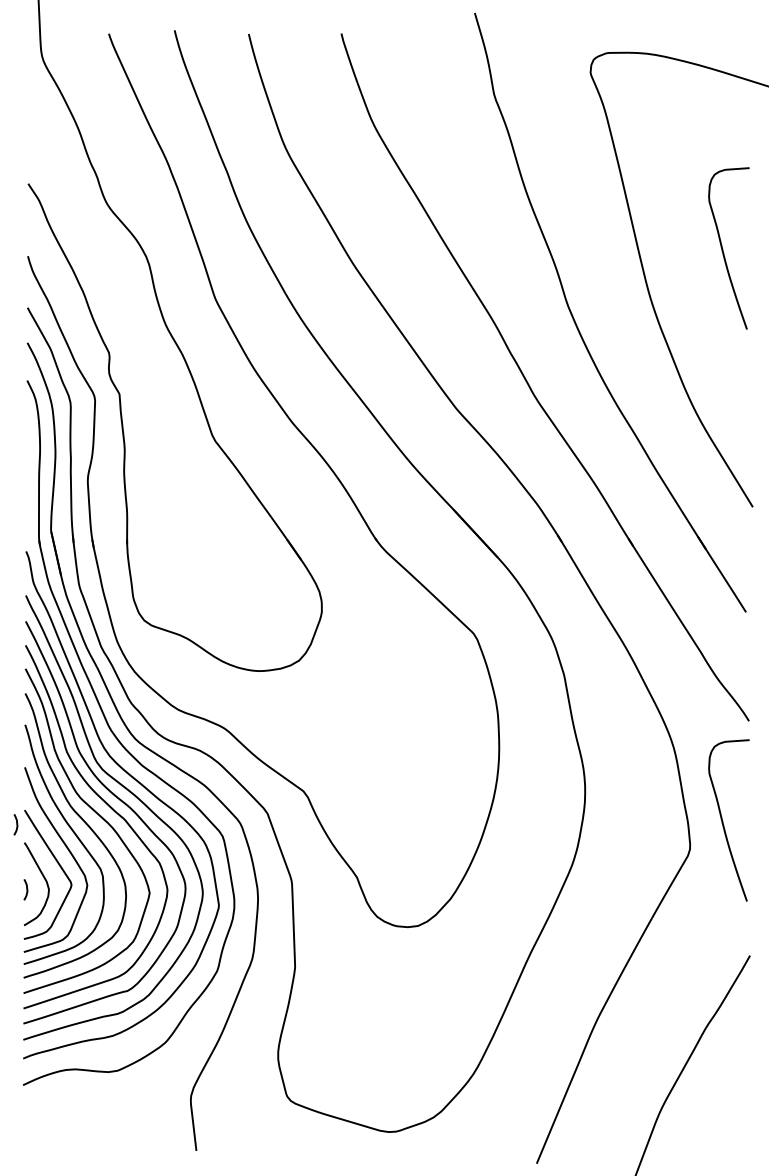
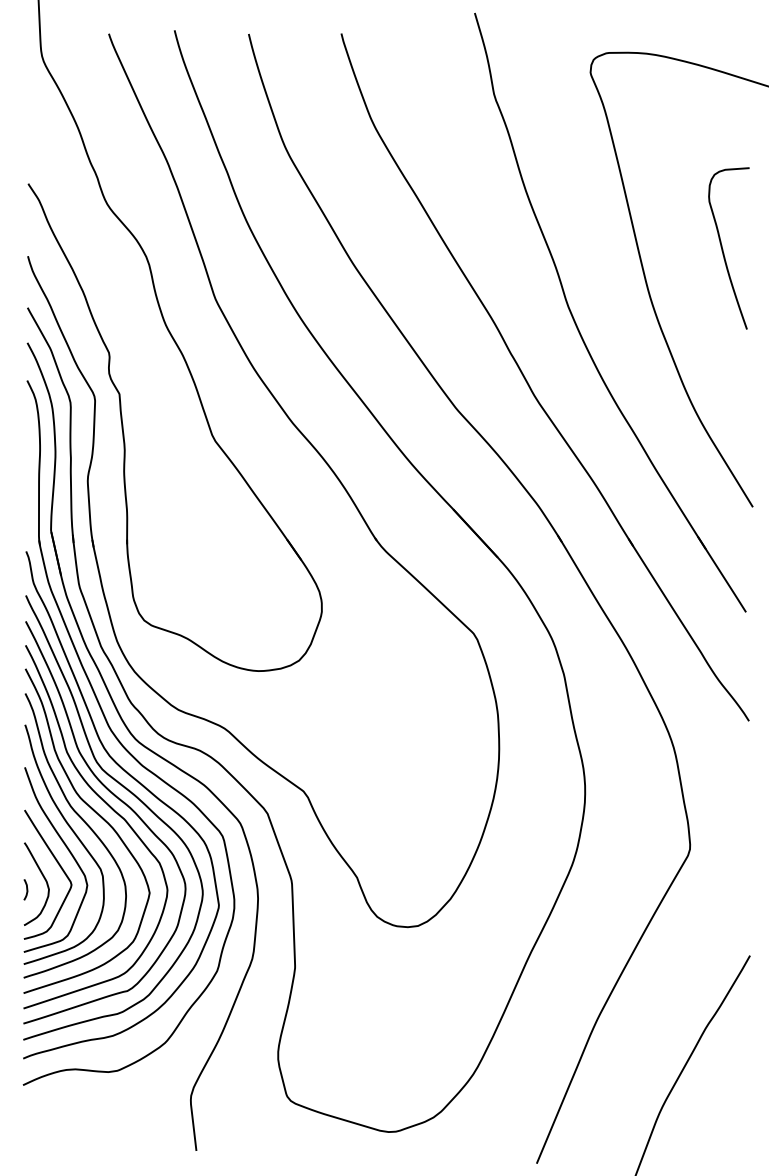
curve: present -> none (723, 821)
curve: present -> none (16, 824)
